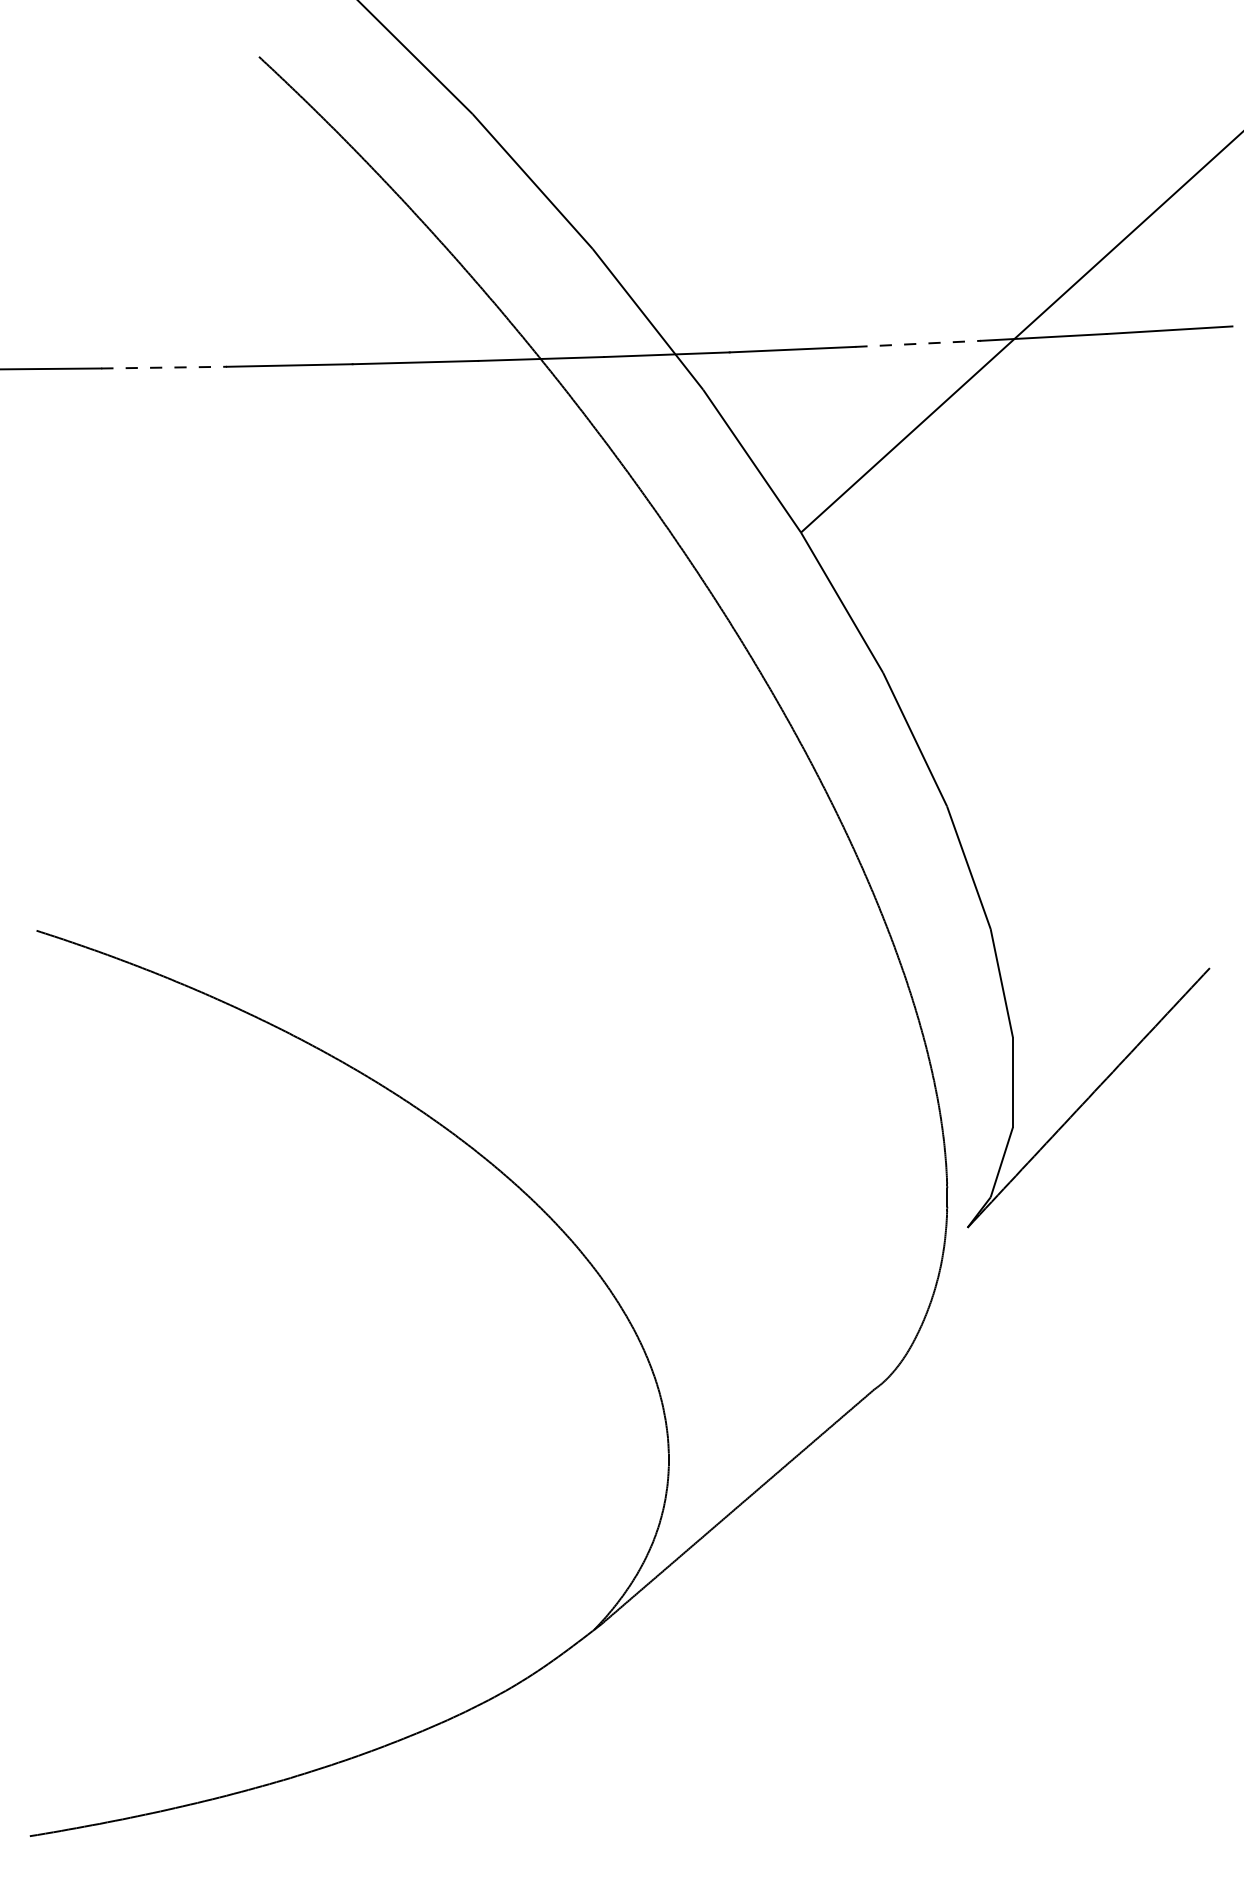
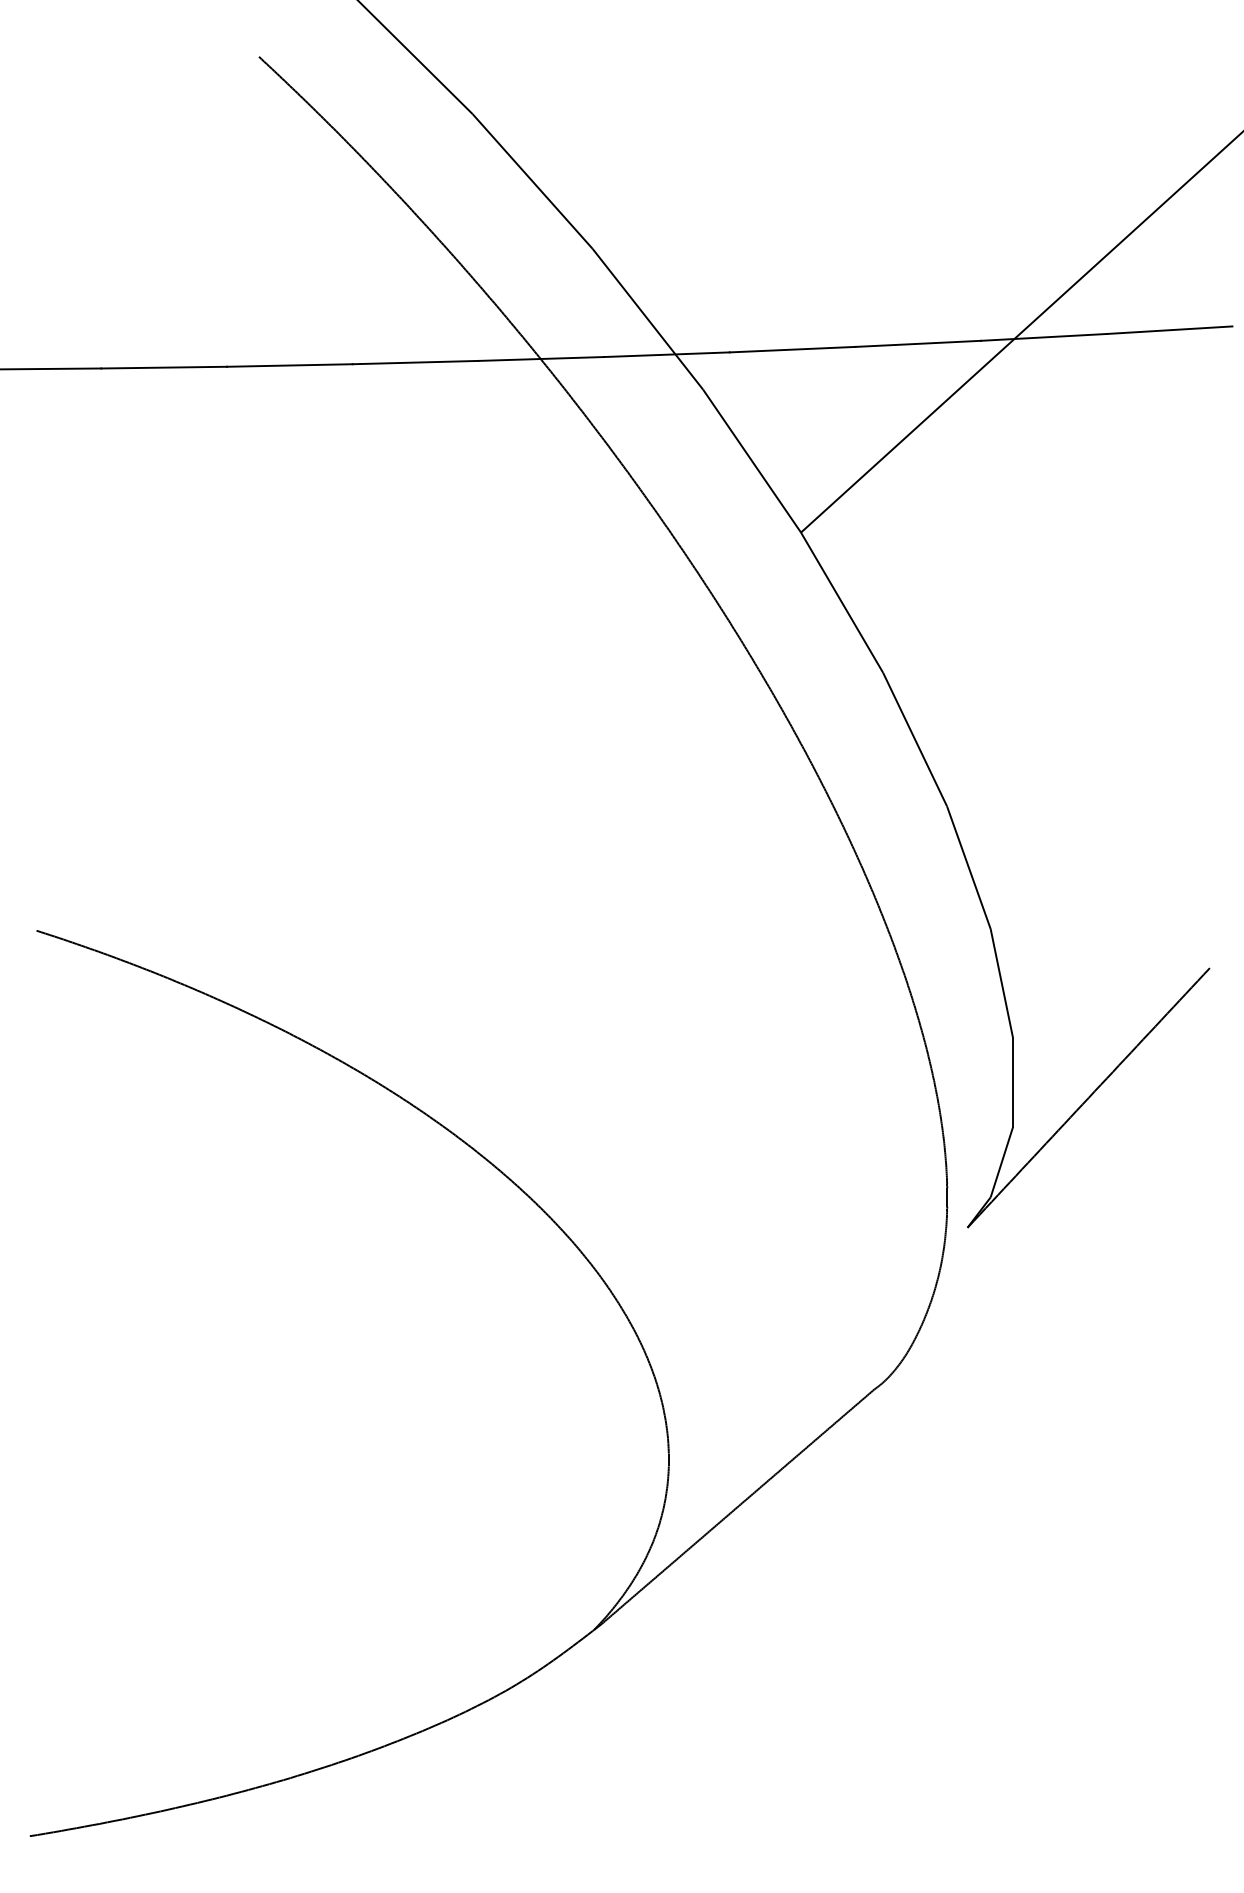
line: dashed -> solid (918, 343)
line: dashed -> solid (164, 367)
